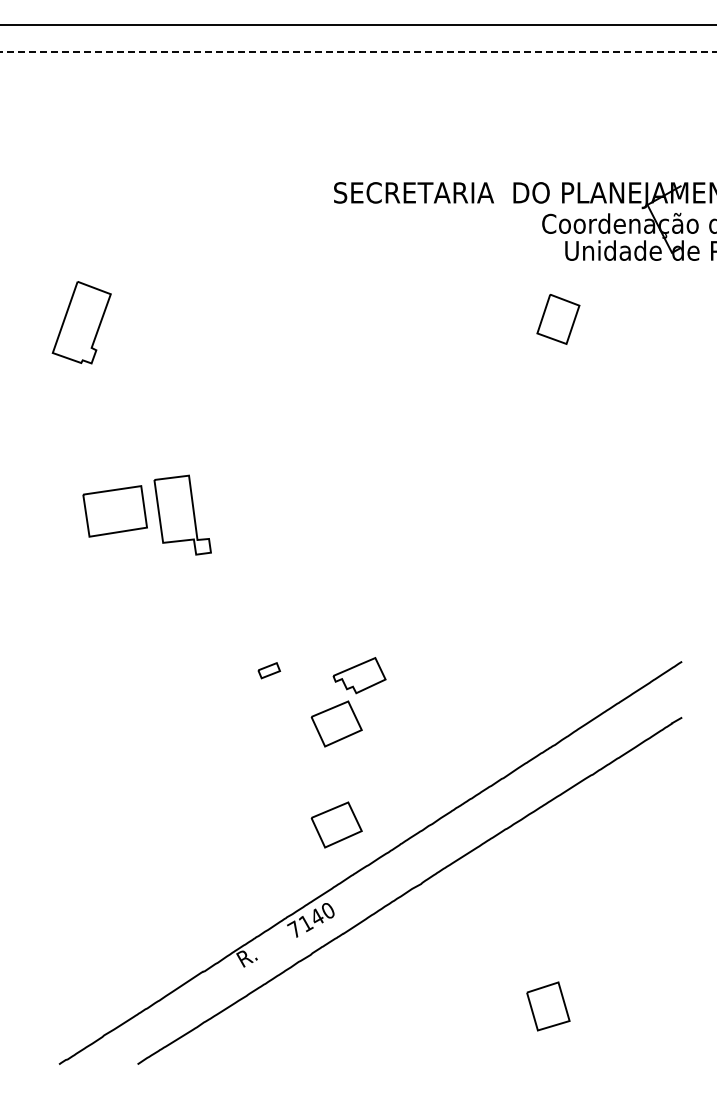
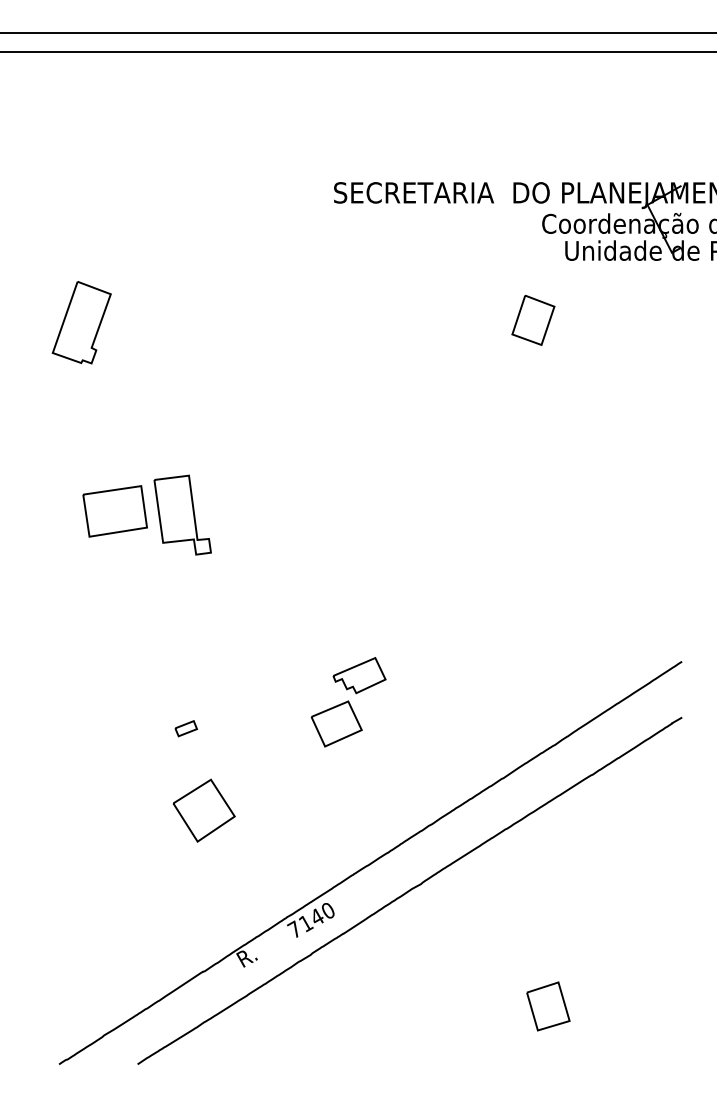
line position: (357, 24) -> (357, 32) (357, 32)
line: dashed -> solid (358, 52)
part position: (558, 319) -> (533, 320) (533, 320)
part position: (269, 670) -> (186, 728) (186, 728)
part: none -> present (204, 810)
part: present -> none (336, 824)
